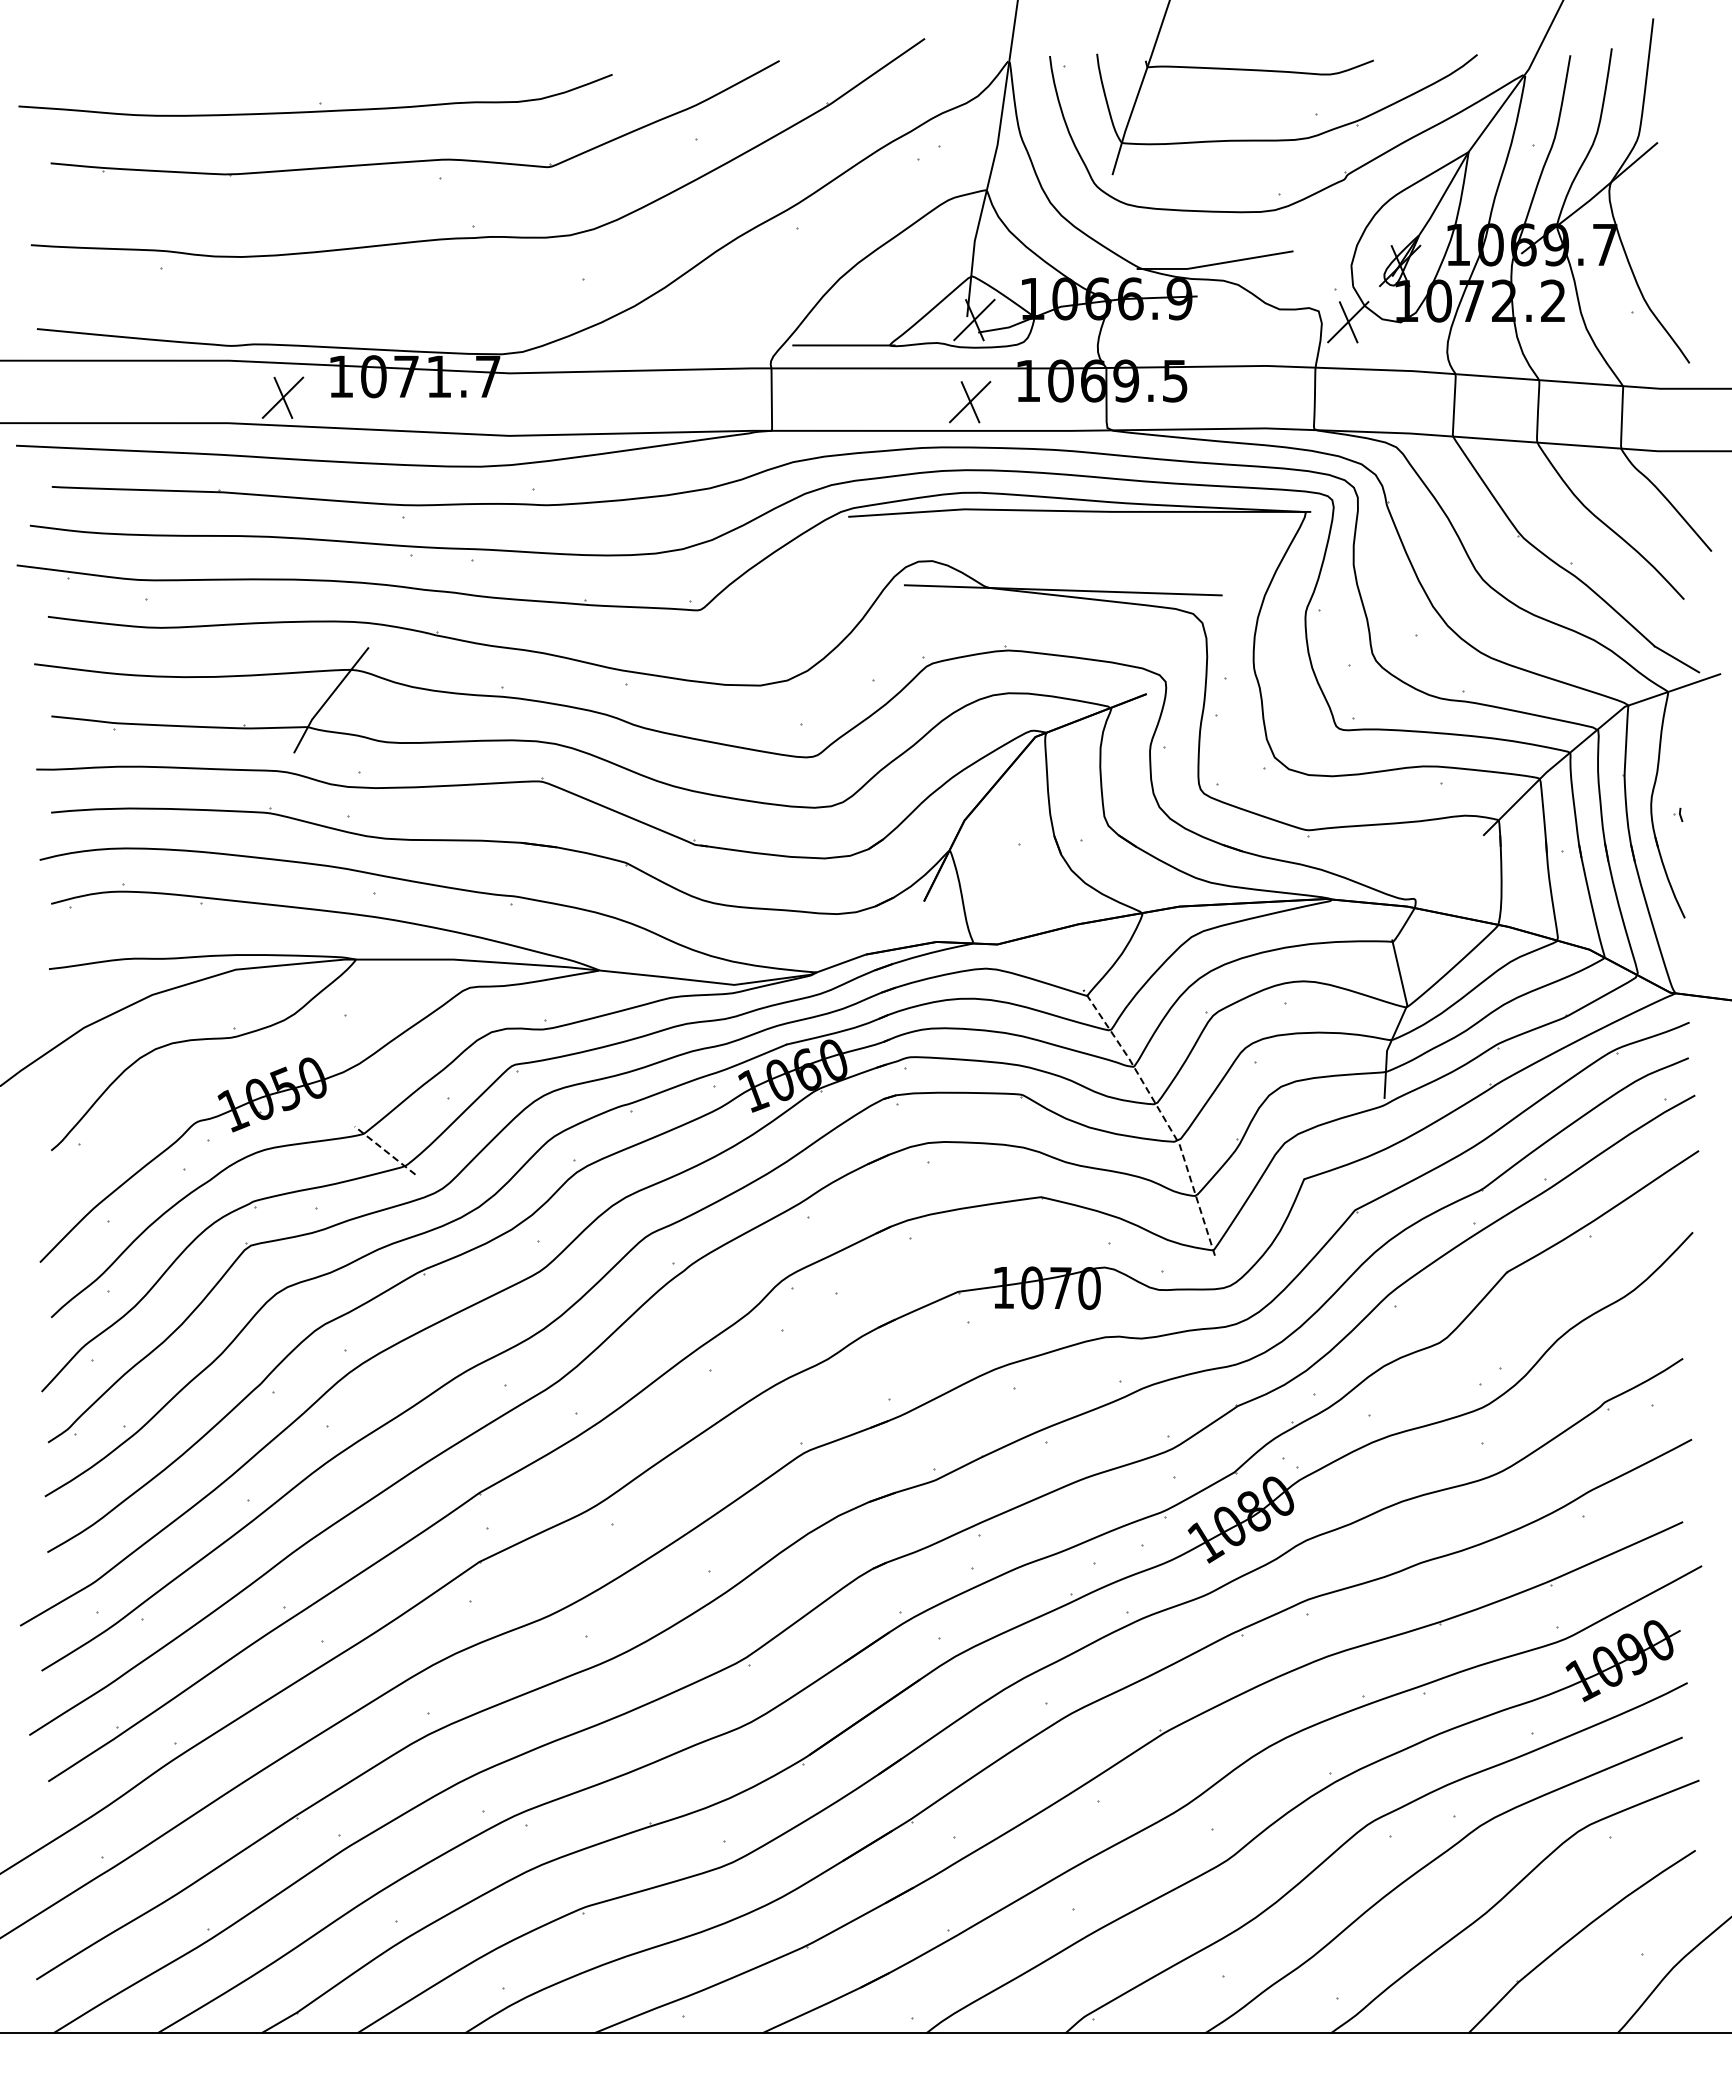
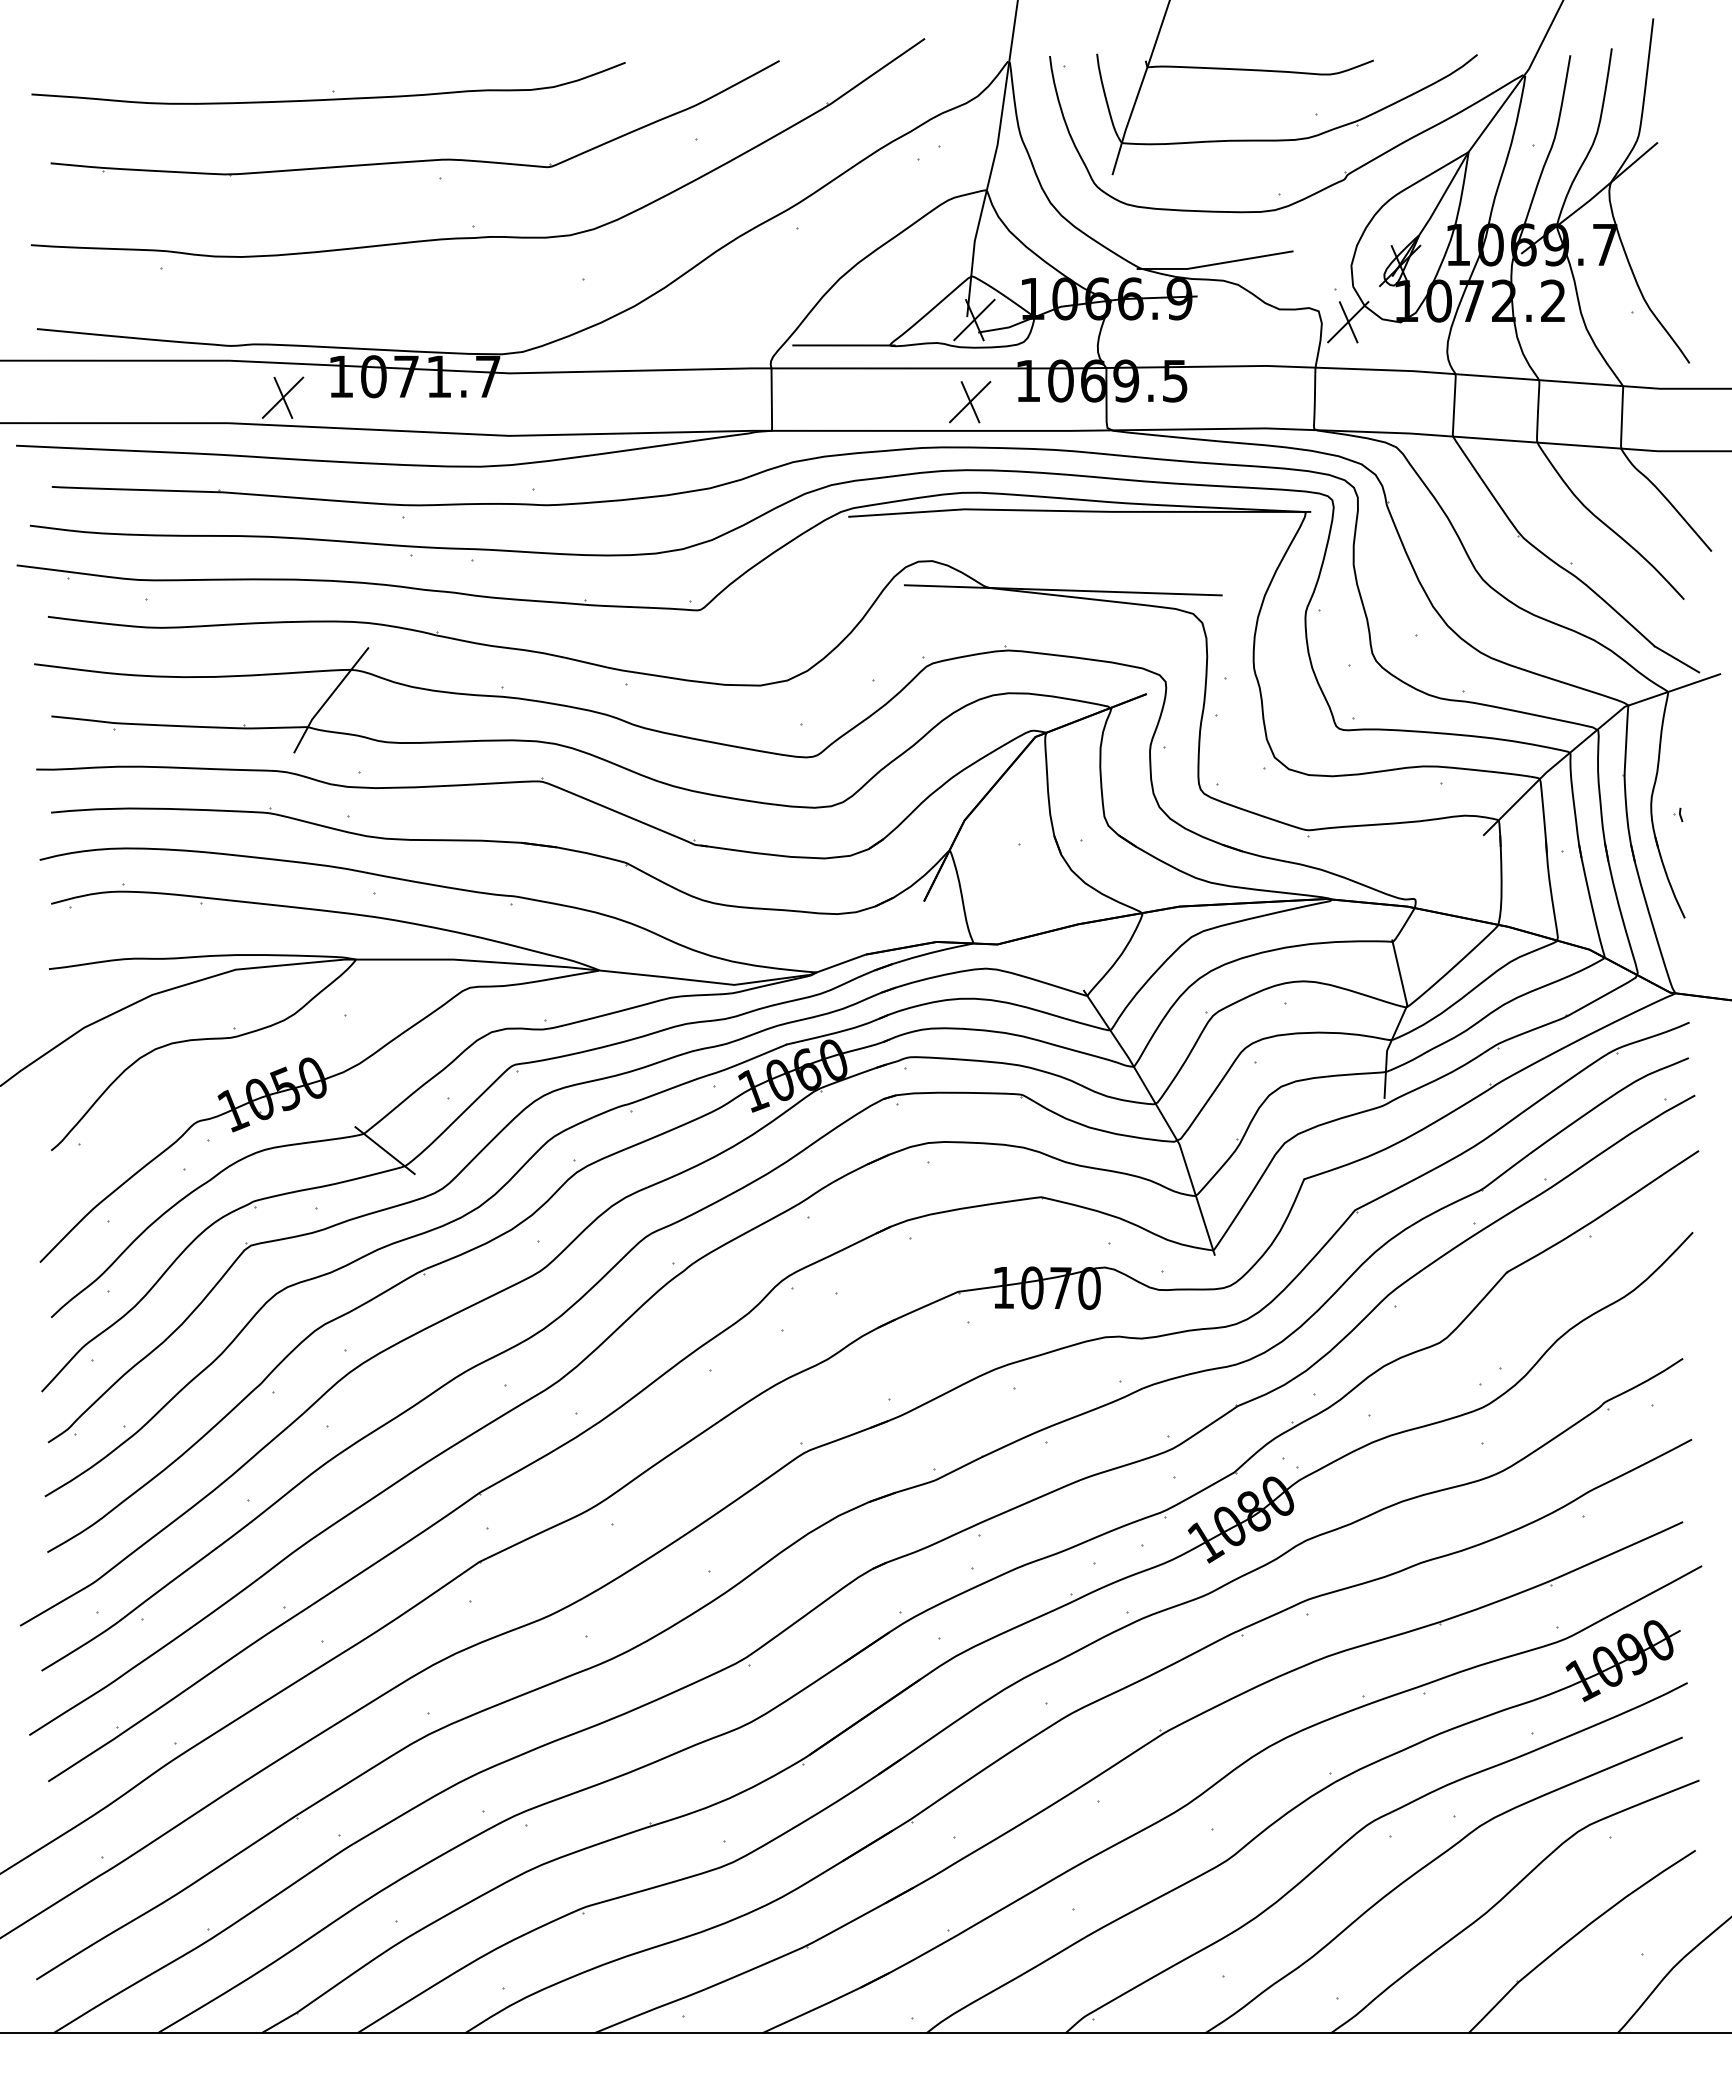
part position: (320, 102) -> (333, 90) (333, 90)
line: dashed -> solid (1162, 1116)
line: dashed -> solid (385, 1150)
